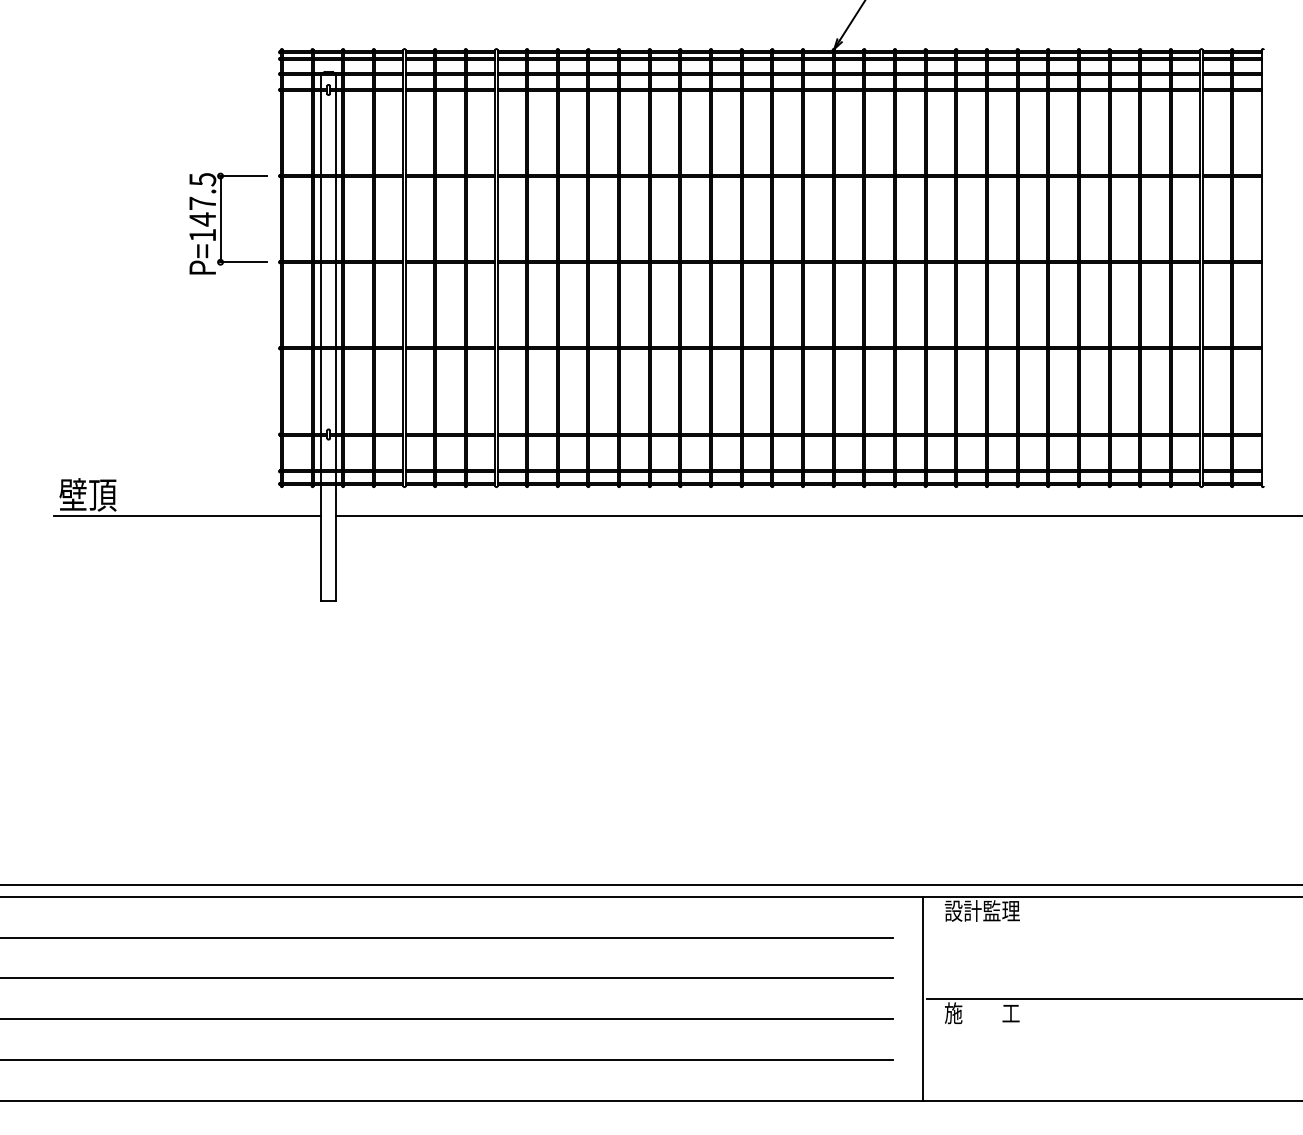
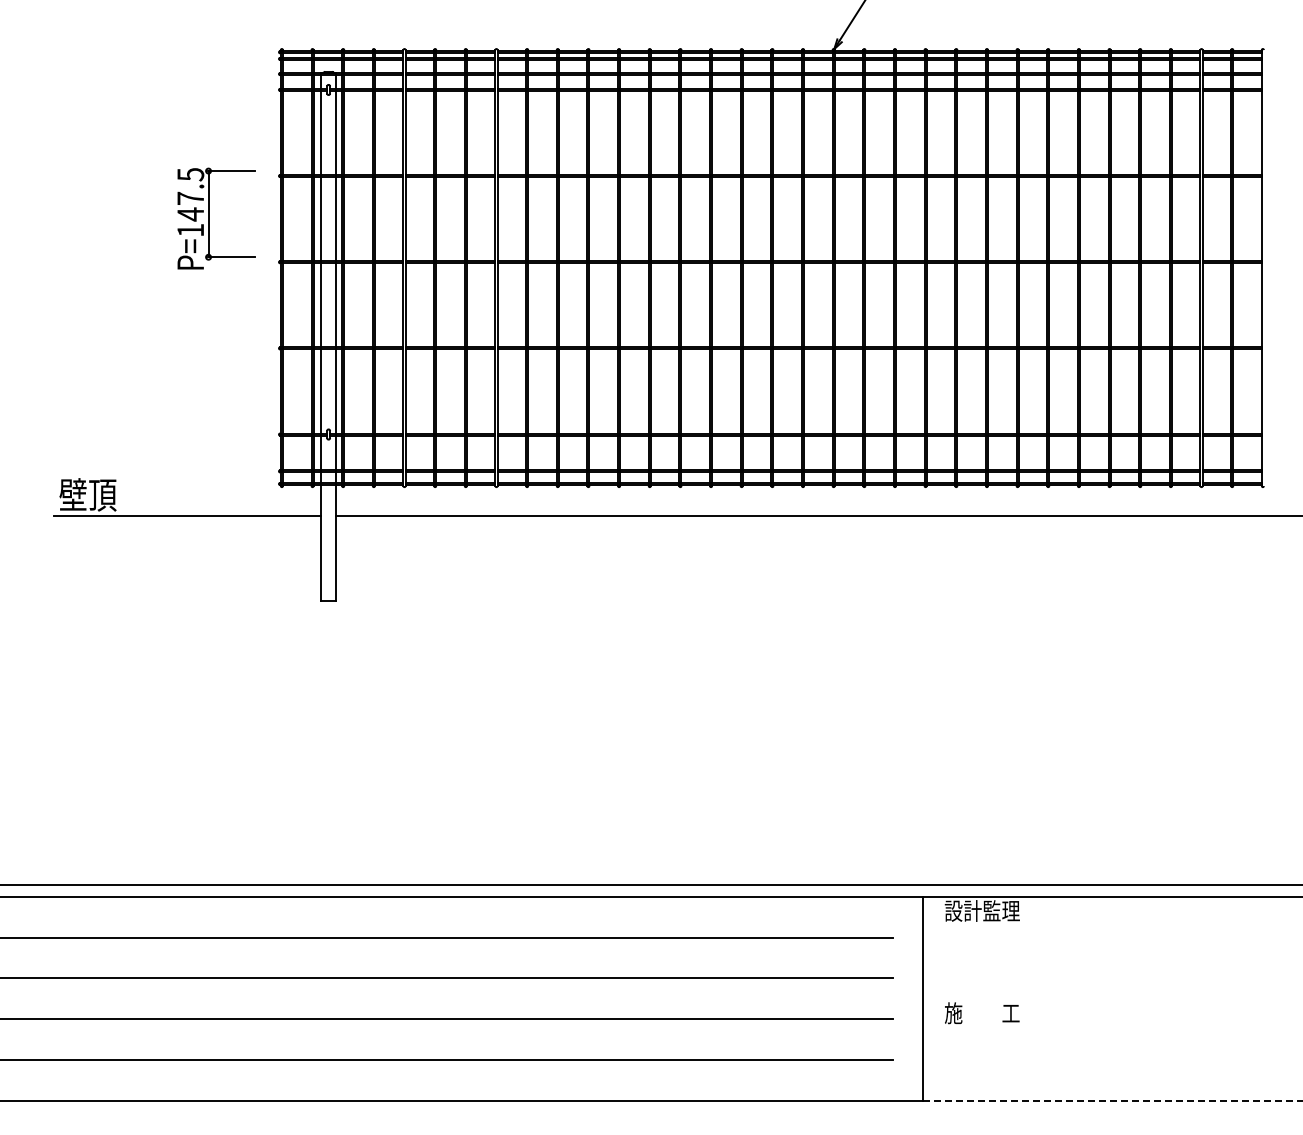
part position: (221, 223) -> (209, 218) (209, 218)
line: present -> none (1113, 998)
line: solid -> dashed (1112, 1101)
